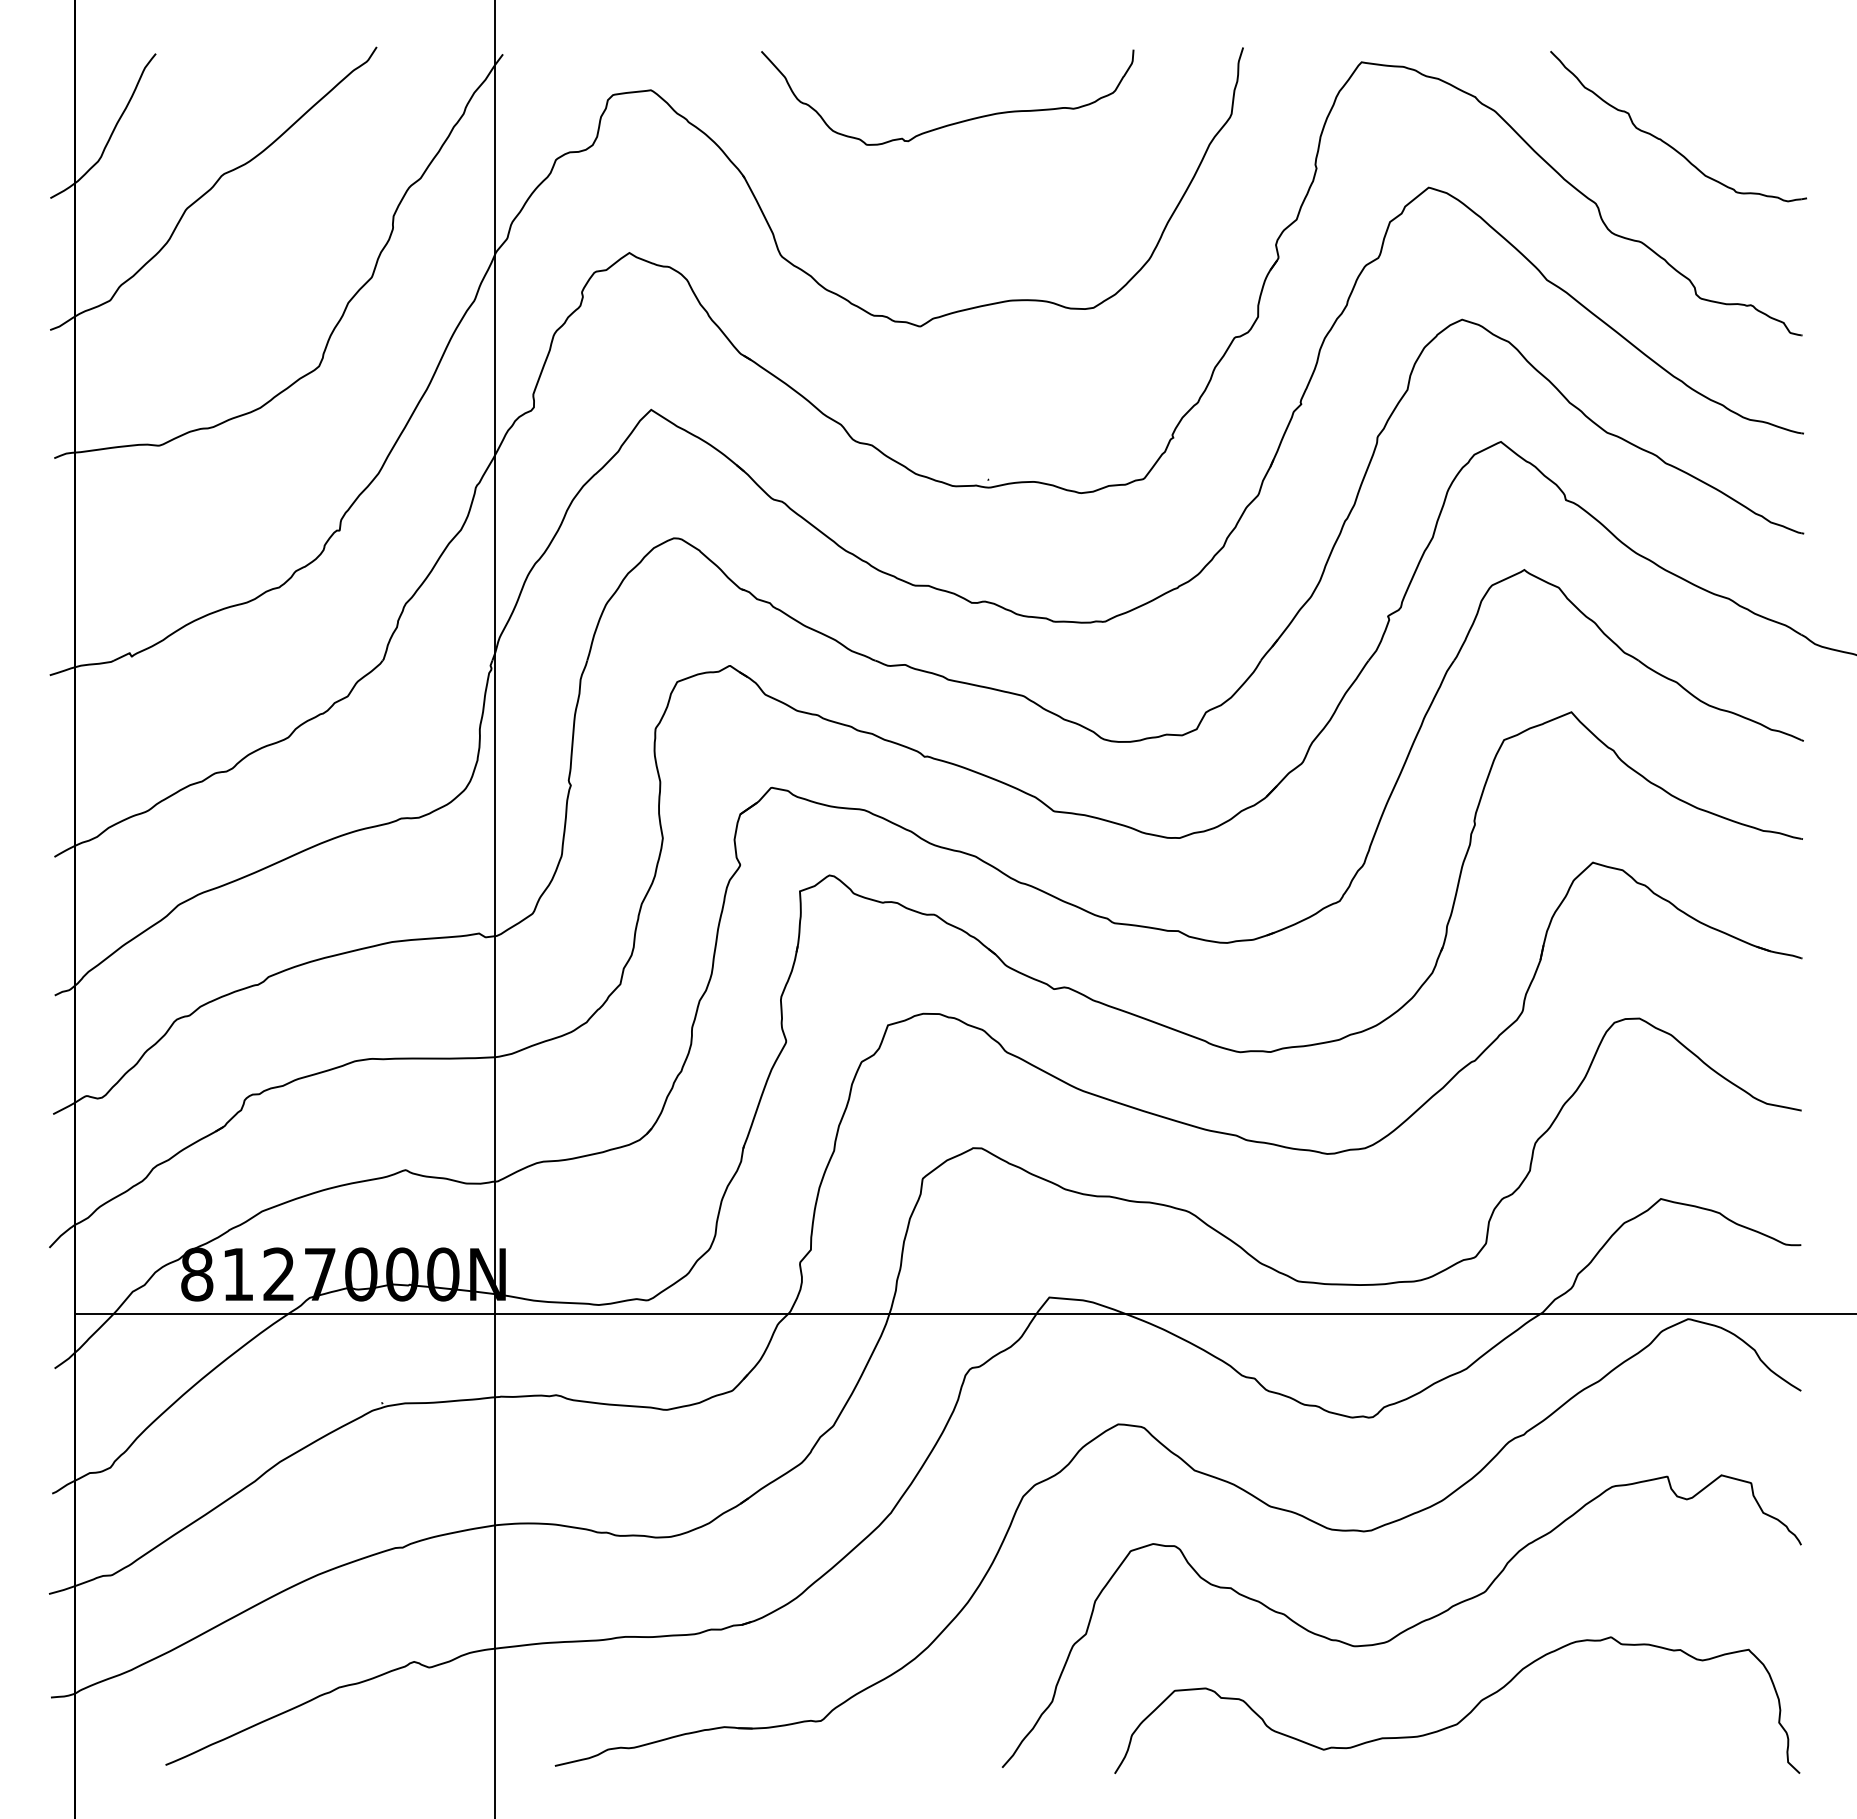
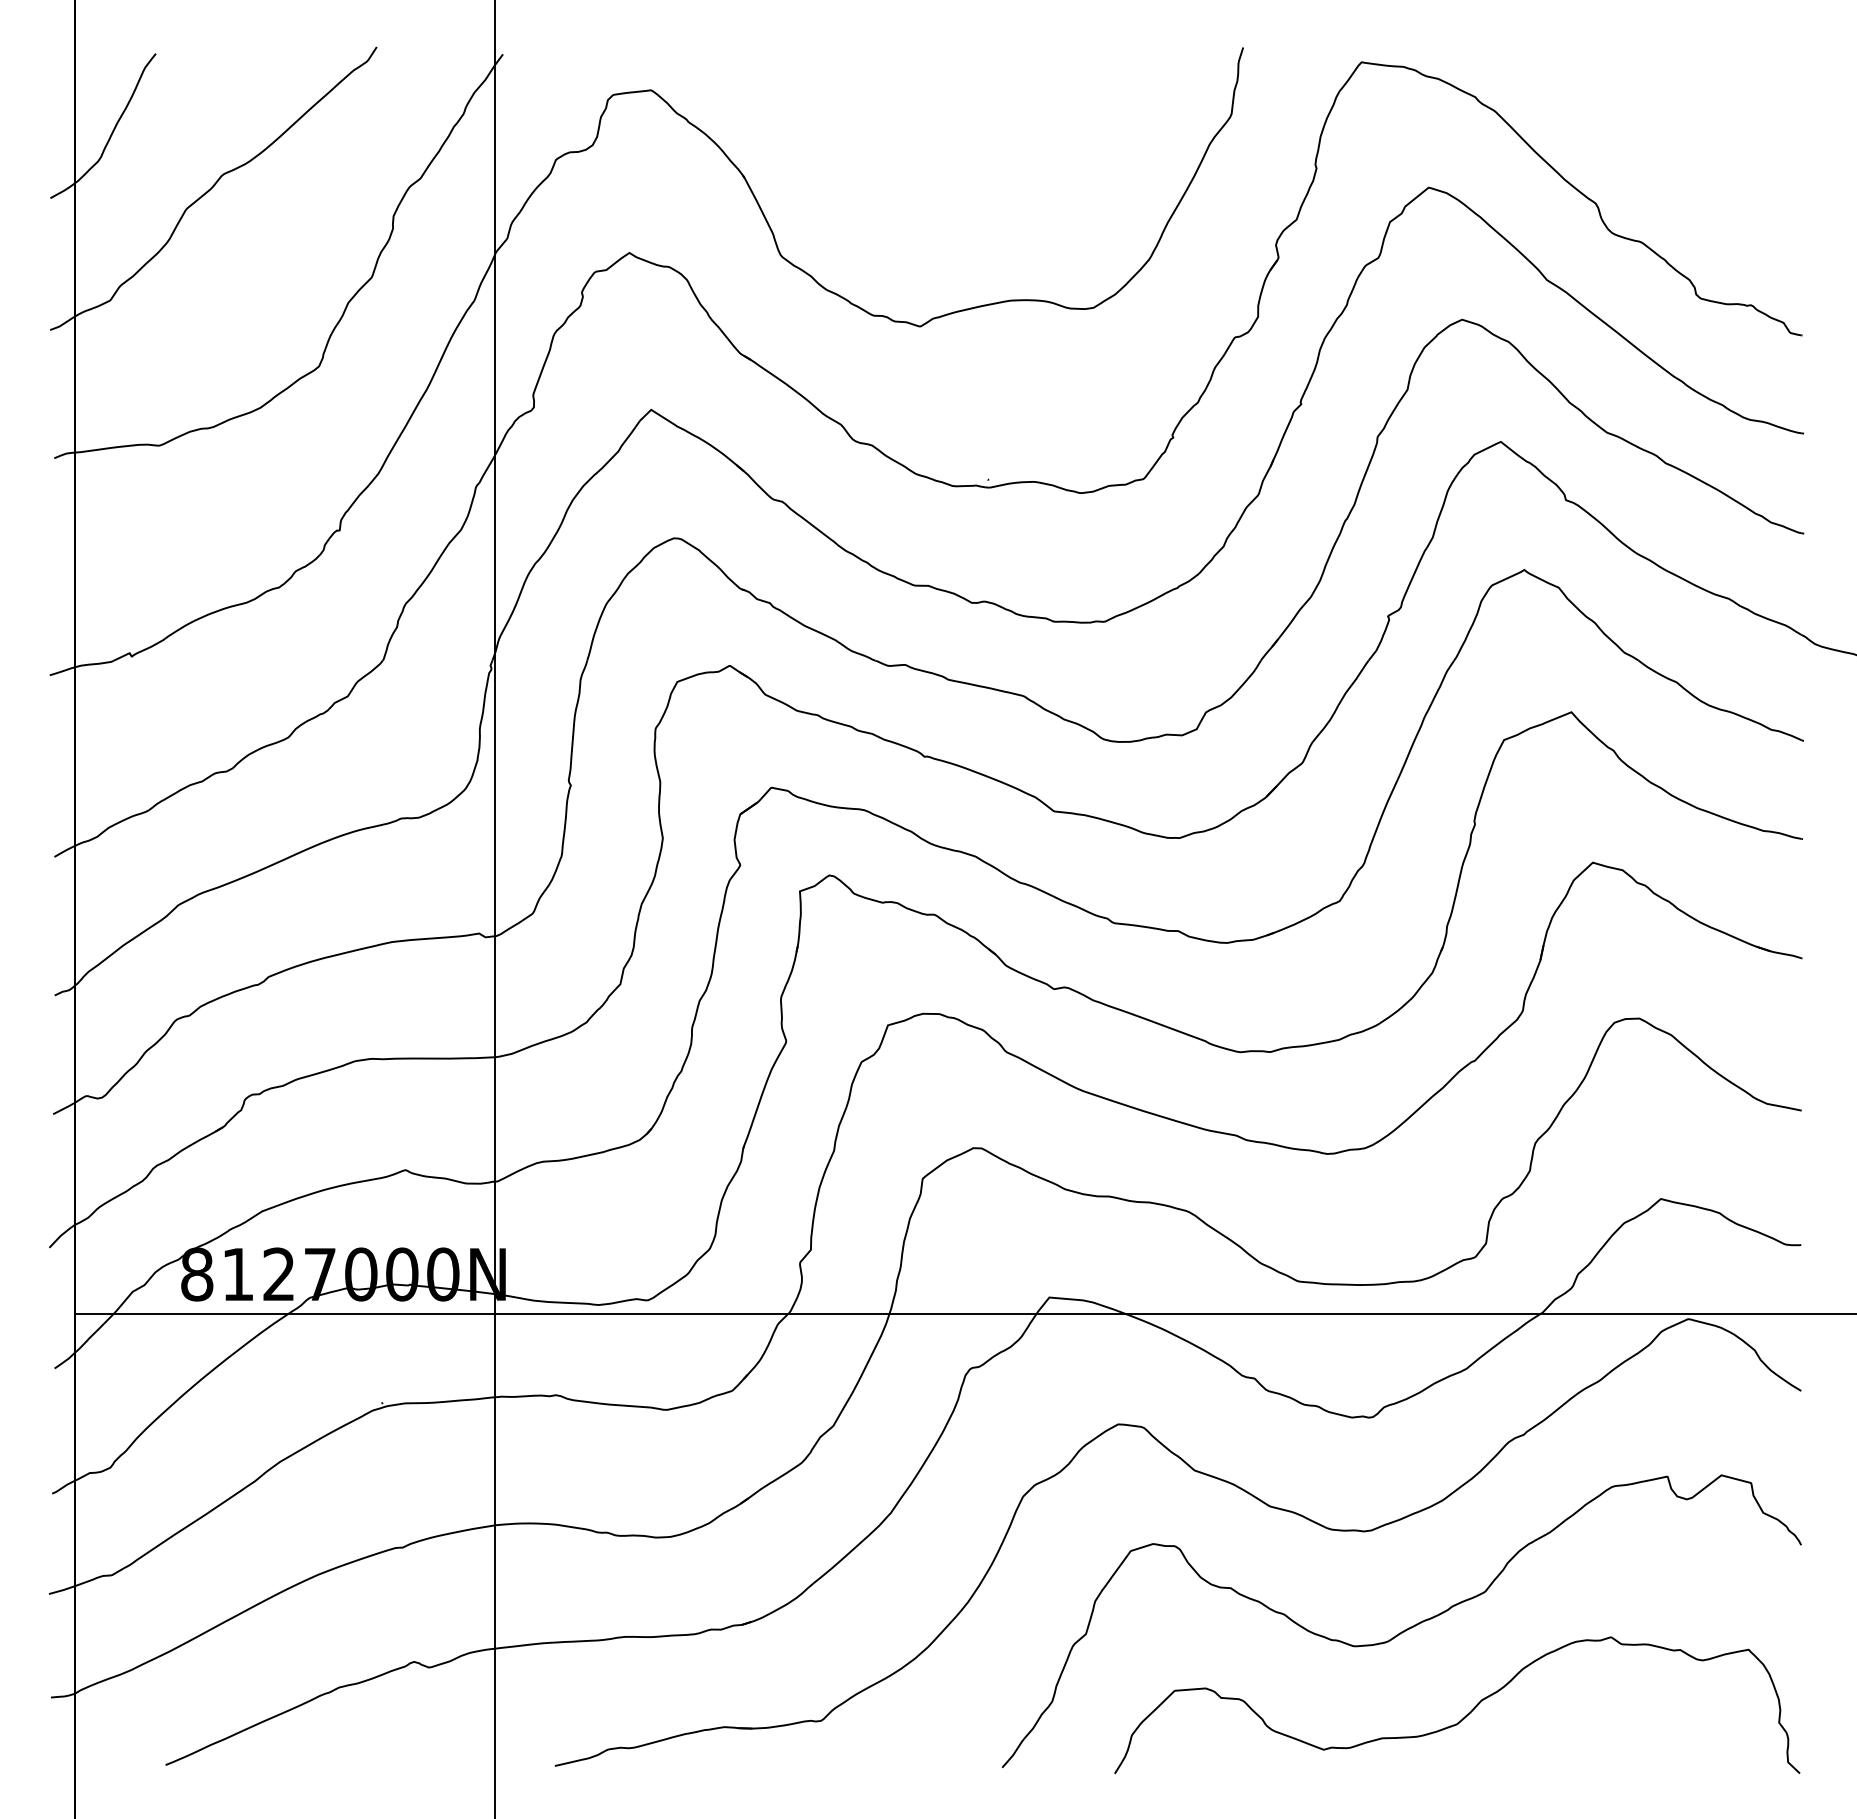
curve: present -> none (954, 122)
part: present -> none (1668, 143)
